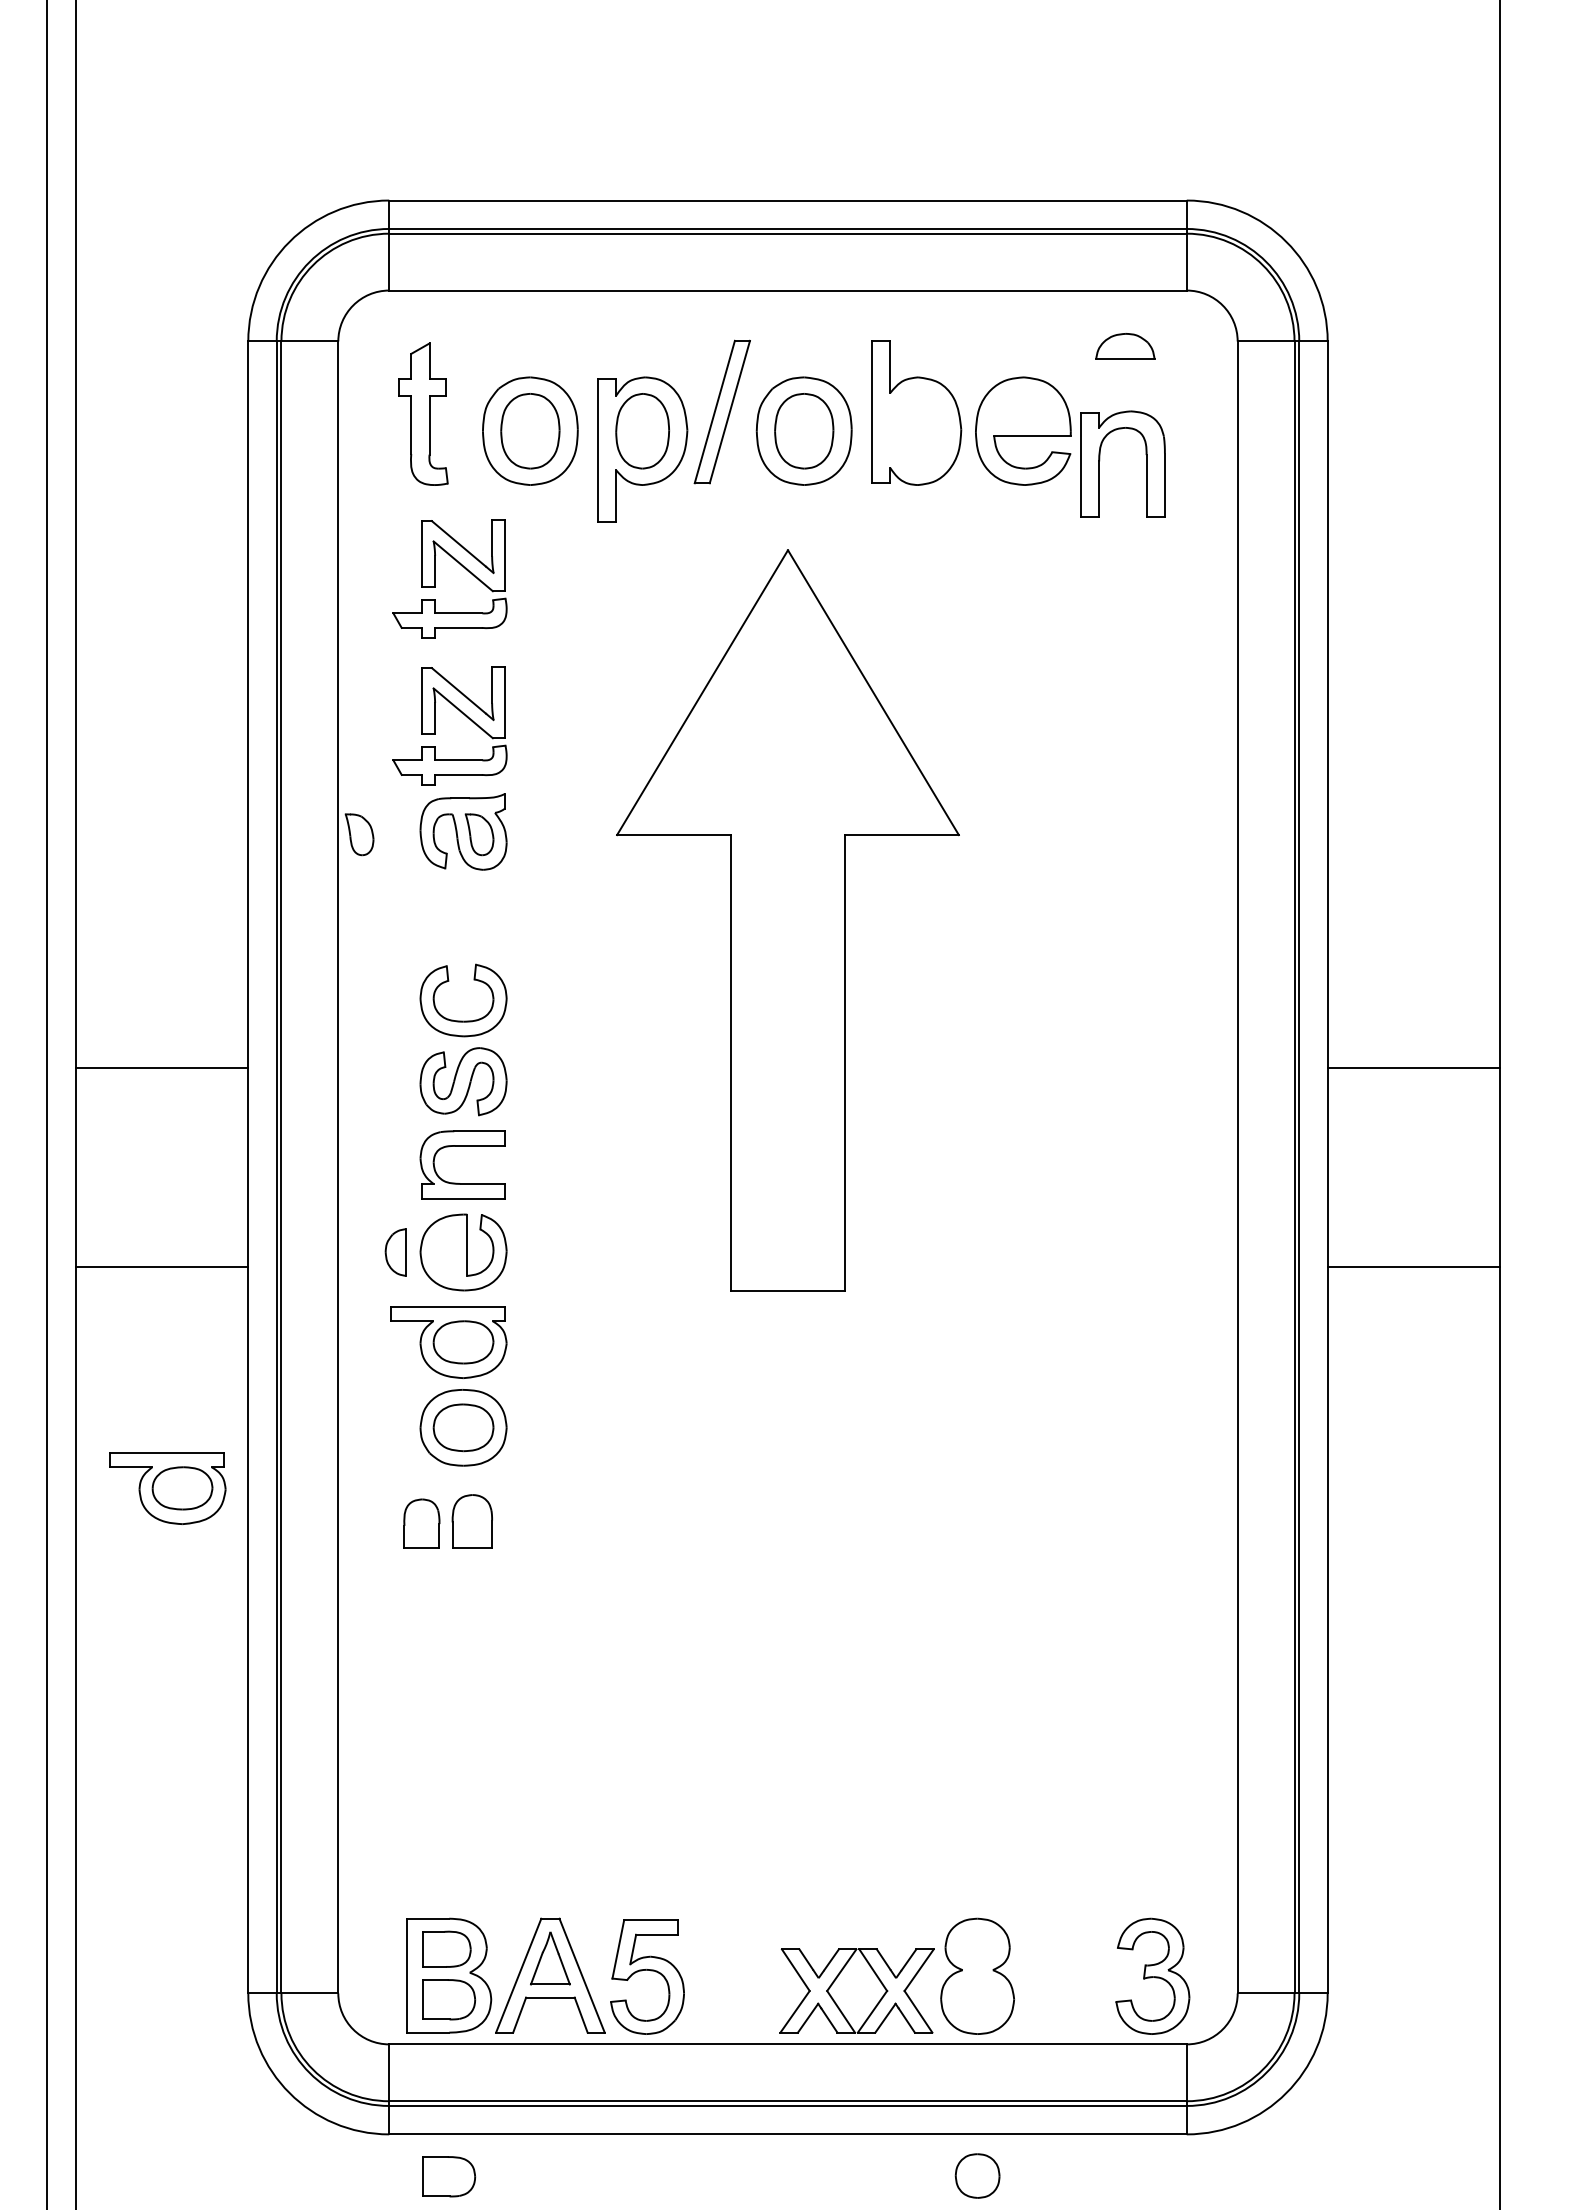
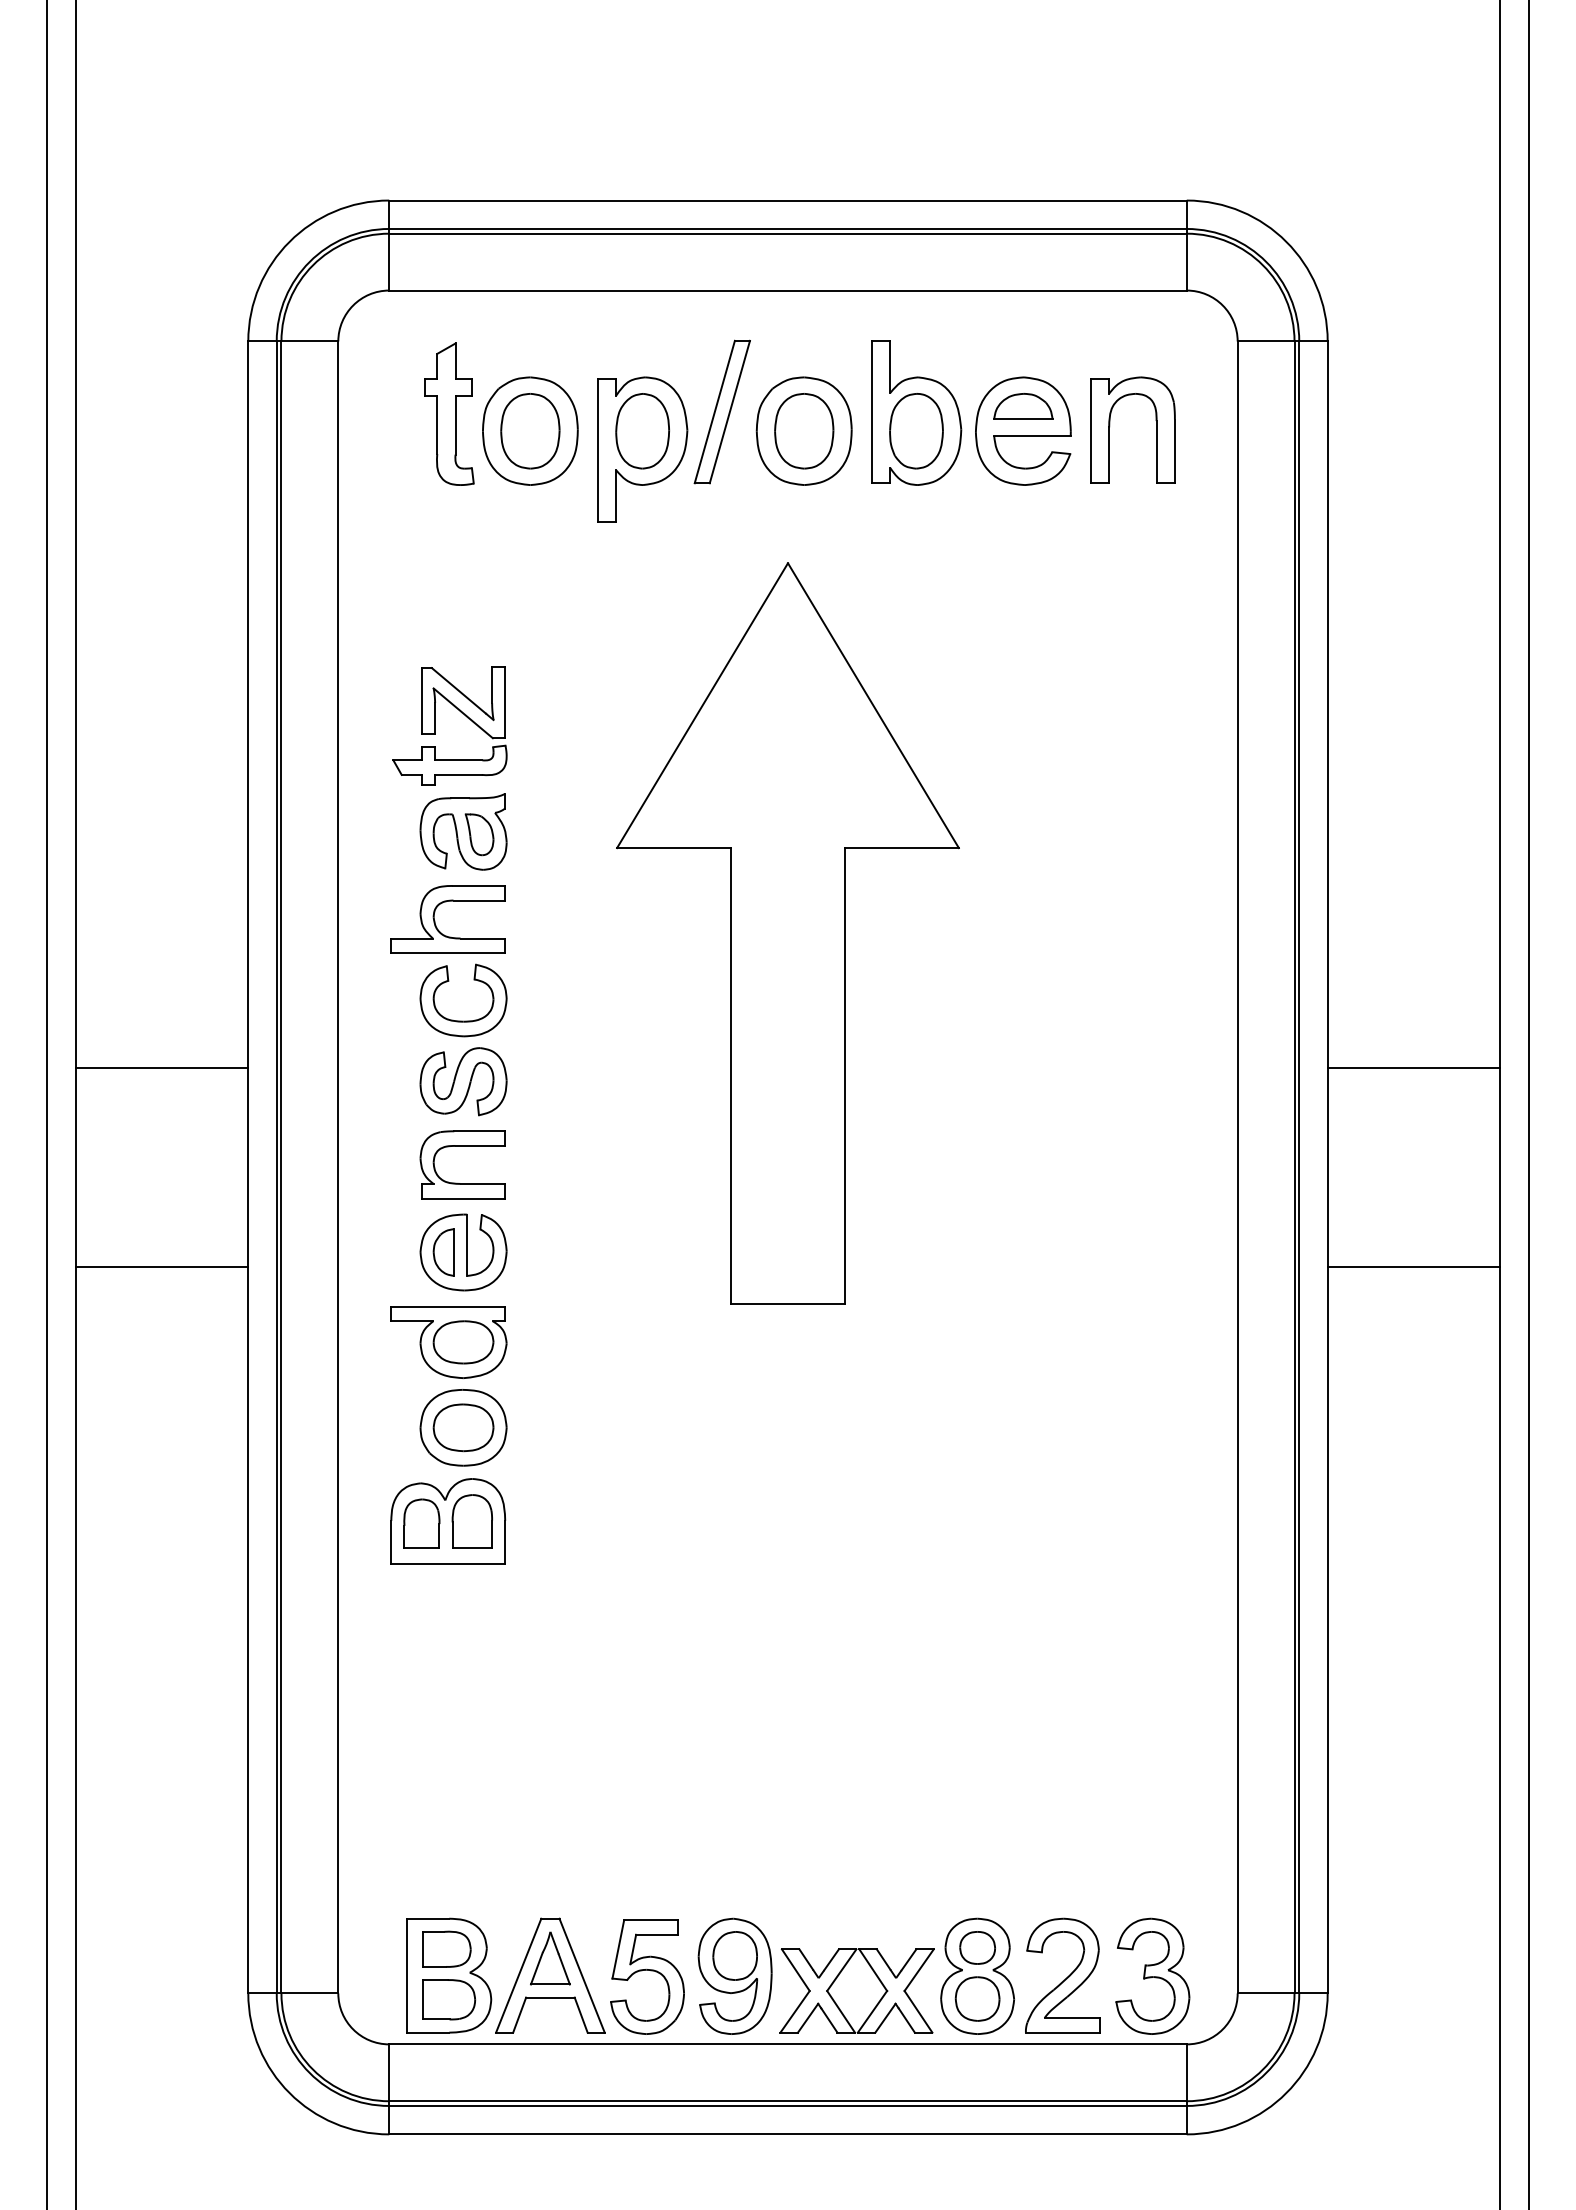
part position: (1125, 346) -> (1023, 406) (1023, 406)
part position: (423, 413) -> (449, 413) (449, 413)
part: none -> present (916, 431)
part position: (1100, 460) -> (1110, 426) (1110, 426)
part: present -> none (435, 578)
part: present -> none (359, 834)
part: none -> present (435, 920)
part position: (787, 920) -> (787, 933) (787, 933)
line: none -> present (1528, 1104)
part position: (395, 1252) -> (443, 1252) (443, 1252)
part: present -> none (167, 1488)
part: none -> present (448, 1521)
part: none -> present (977, 1947)
part: none -> present (734, 1975)
part: none -> present (1062, 1975)
part position: (977, 2175) -> (977, 1998) (977, 1998)
part: present -> none (449, 2176)
